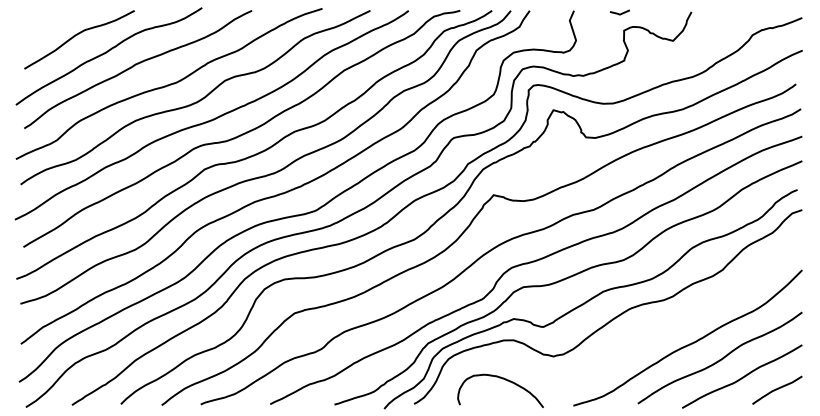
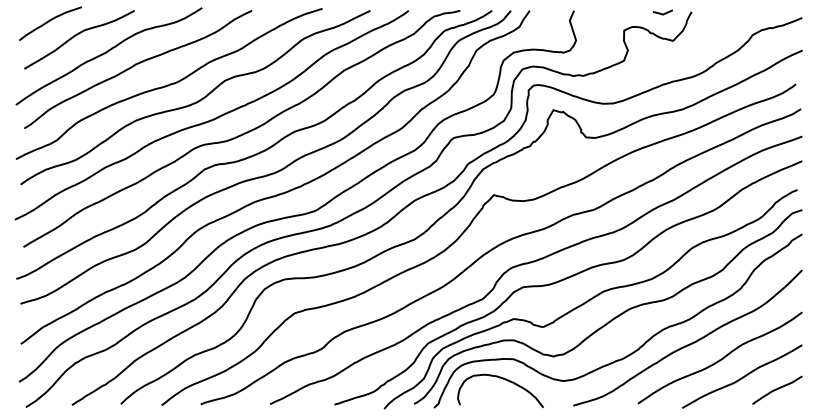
line position: (619, 13) -> (662, 13) (662, 13)
curve: none -> present (50, 21)
curve: none -> present (639, 346)
